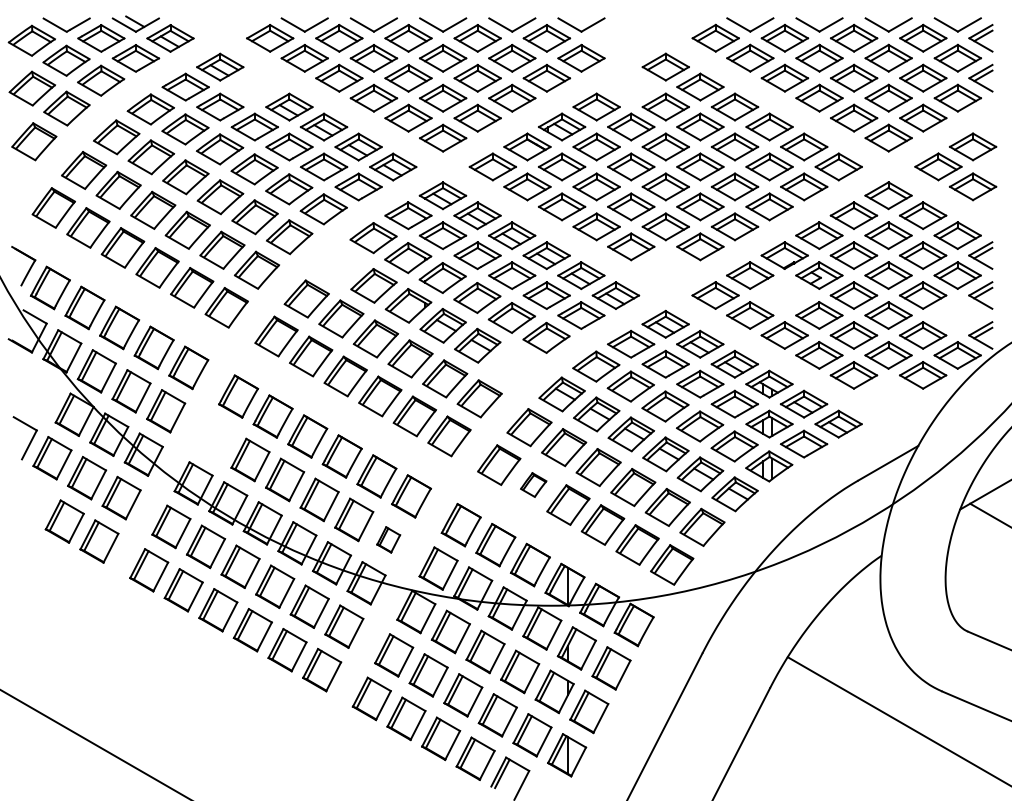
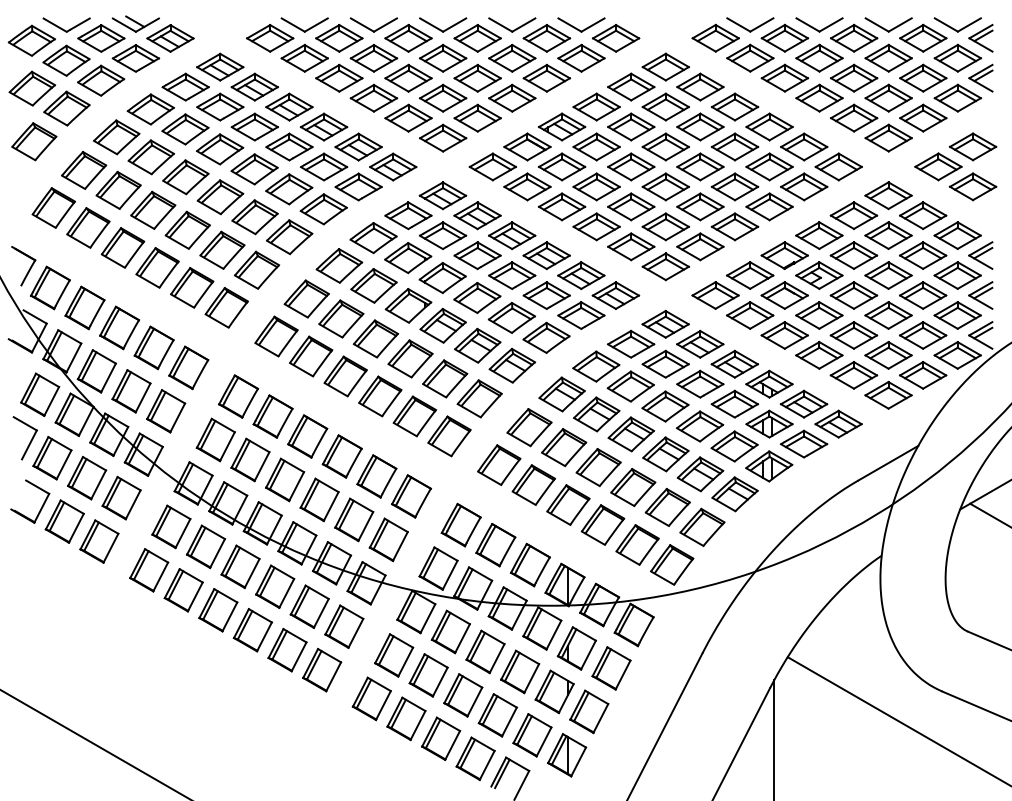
part: none -> present (615, 38)
part: none -> present (254, 86)
part: none -> present (631, 86)
part: none -> present (339, 265)
part: none -> present (665, 266)
part: none -> present (784, 295)
part: none -> present (957, 315)
part: none -> present (511, 365)
part: none -> present (40, 394)
part: none -> present (888, 394)
part: none -> present (215, 439)
part size: 28x26 px -> 45x42 px (533, 484)
part: none -> present (41, 506)
part size: 26x28 px -> 41x46 px (388, 539)
line: none -> present (774, 738)
